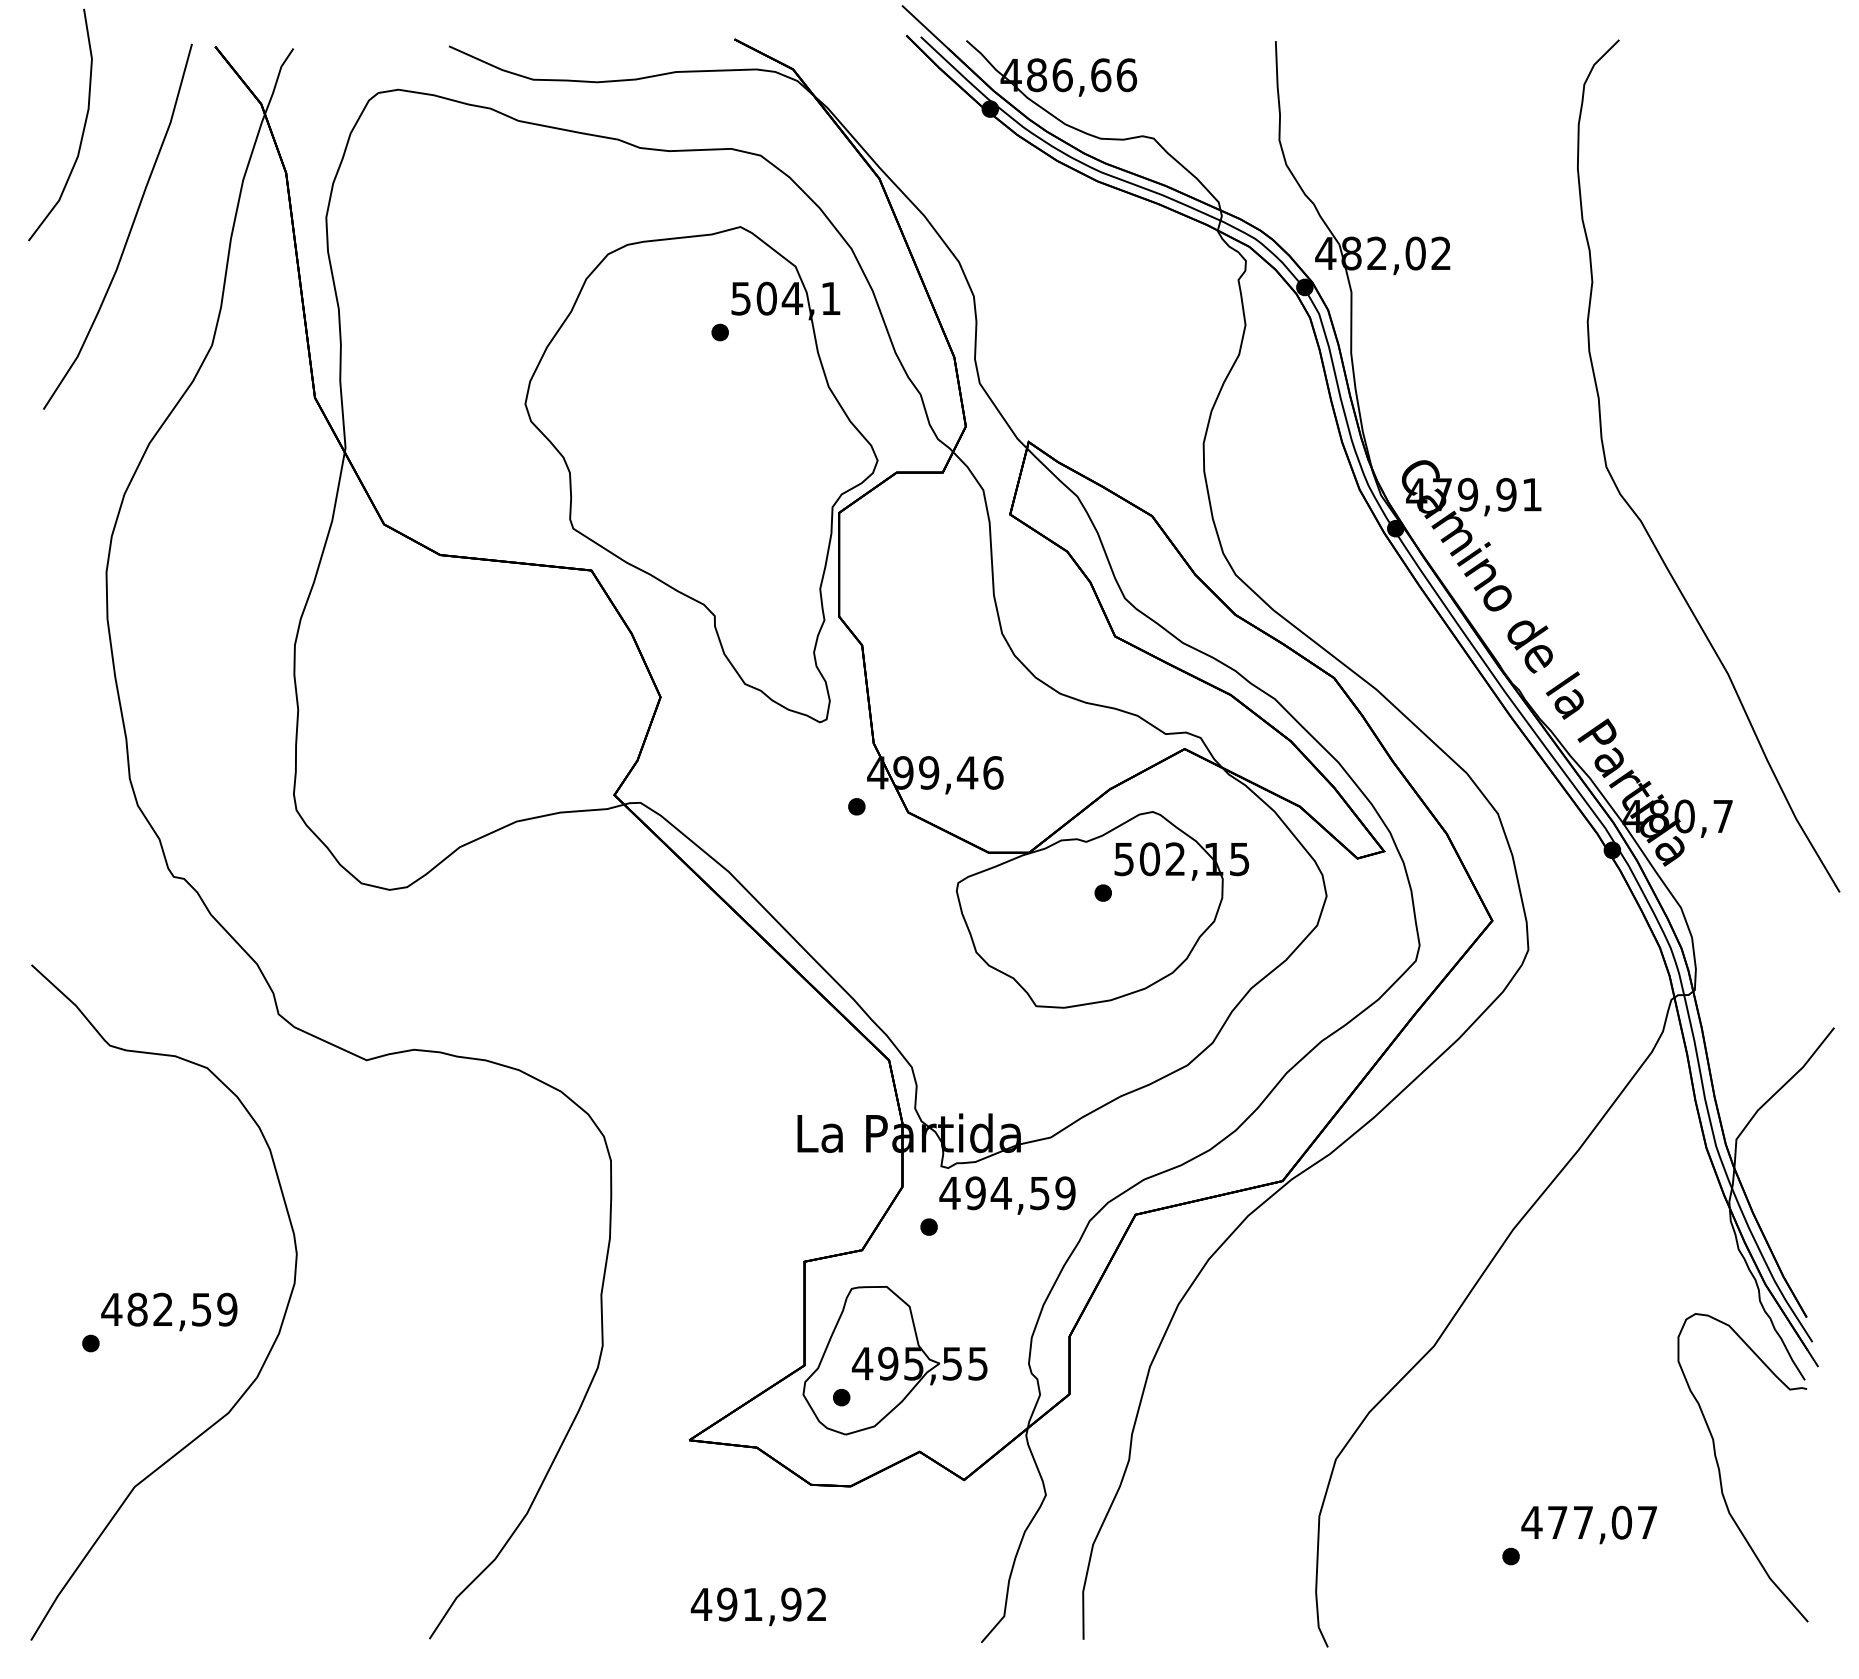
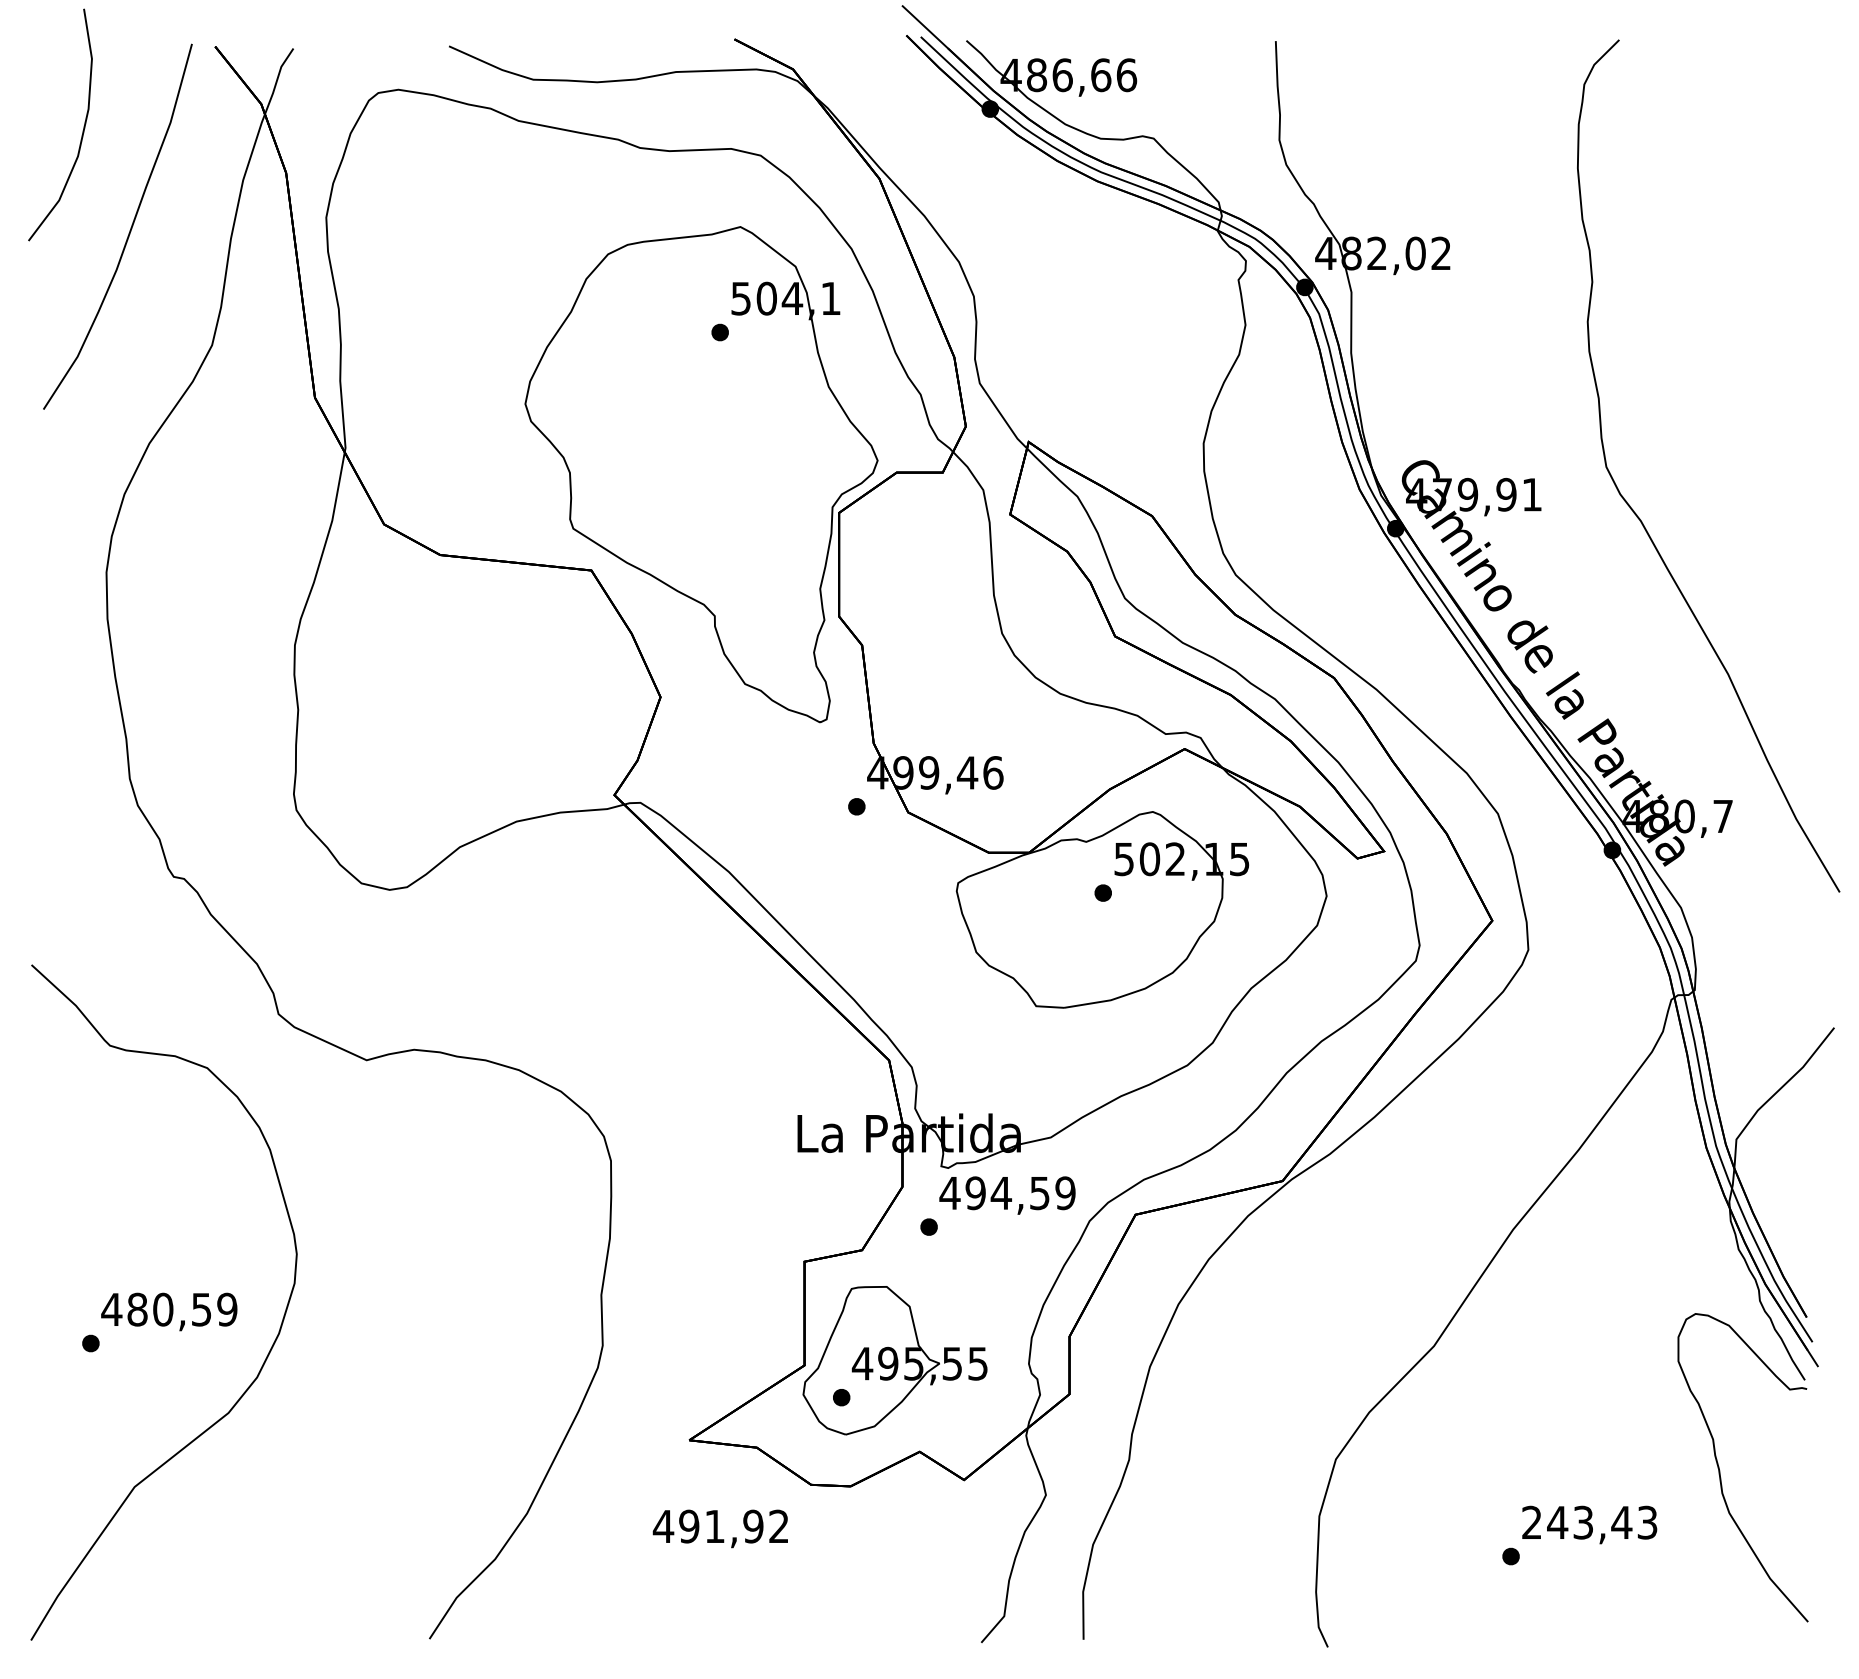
text: 482,59 -> 480,59 (163, 1309)
text: 477,07 -> 243,43 (1589, 1522)
text position: (757, 1606) -> (719, 1528) (719, 1528)
